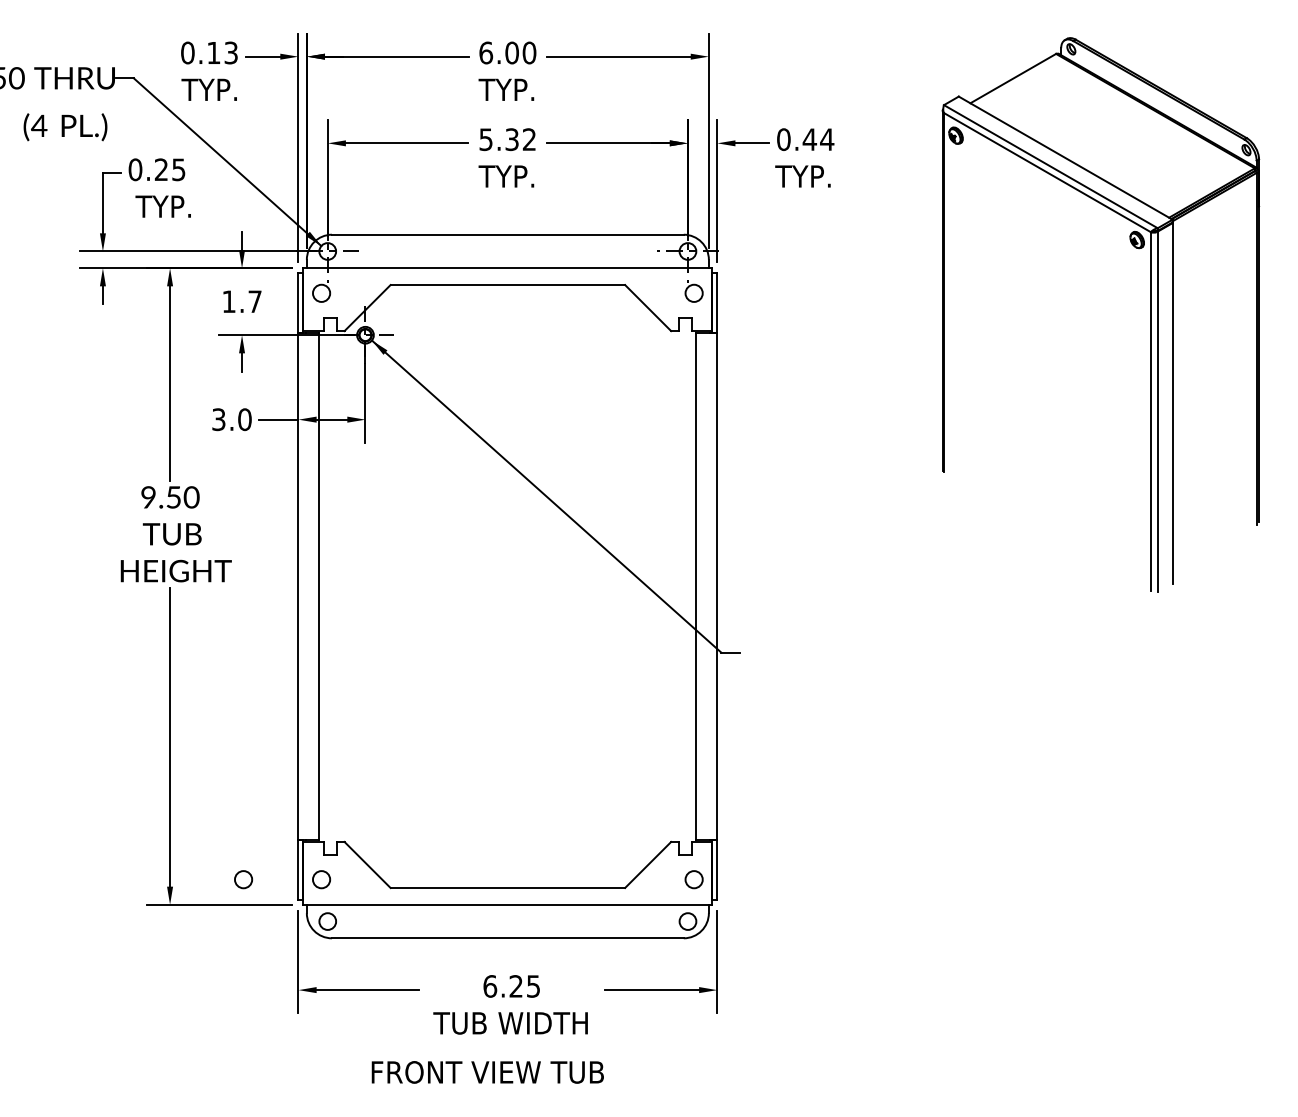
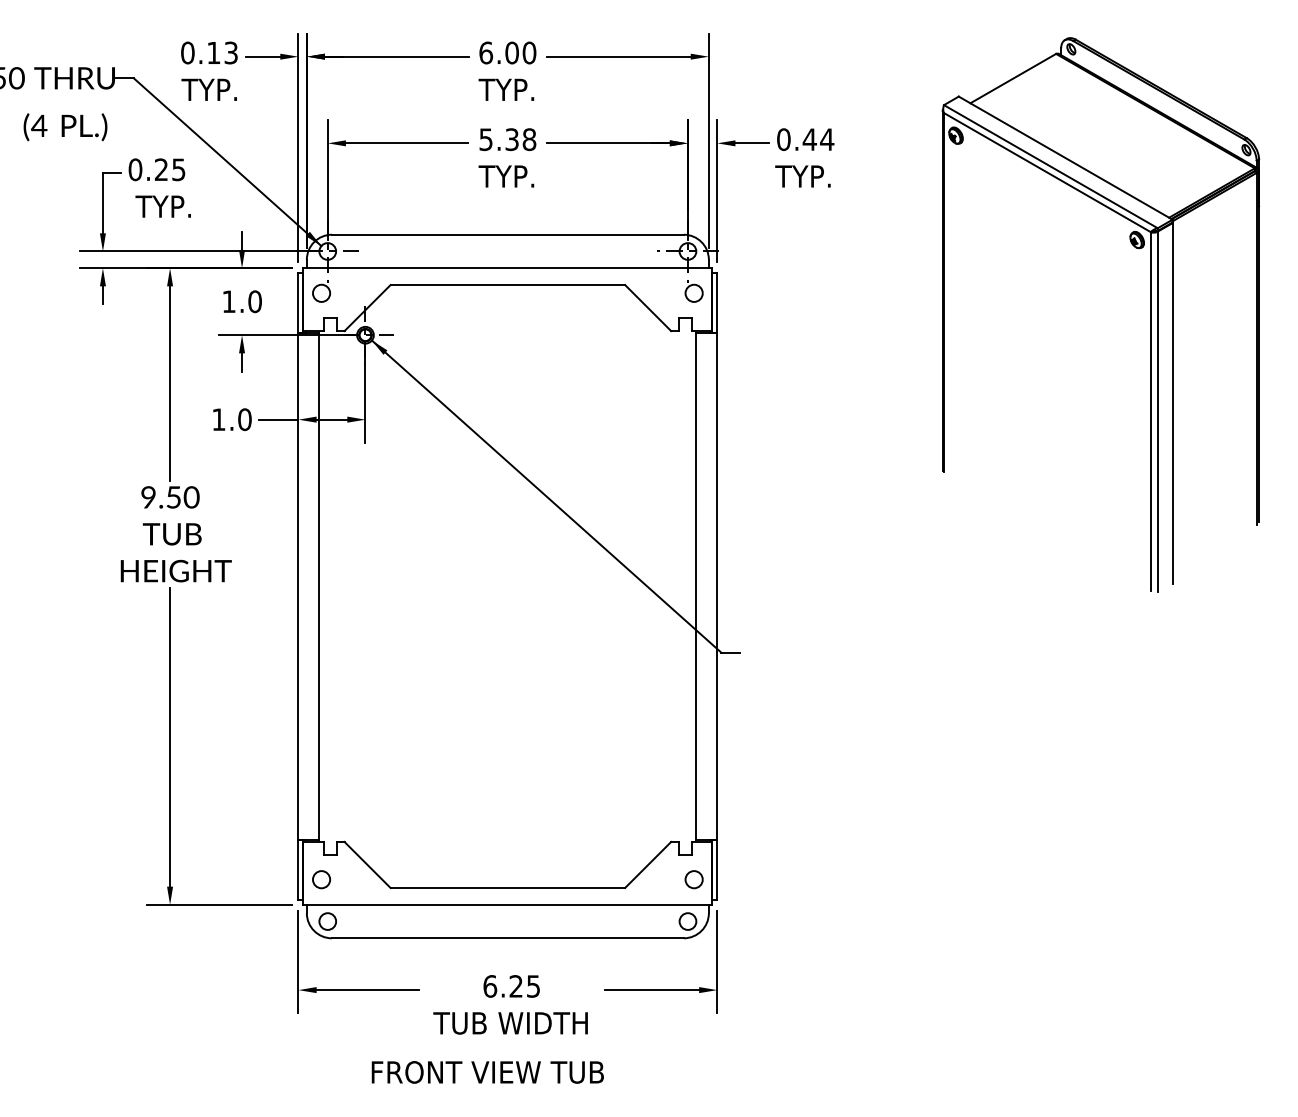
text: 5.32 -> 5.38 (529, 139)
text: 1.7 -> 1.0 (254, 301)
text: 3.0 -> 1.0 (218, 419)
circle: present -> none (243, 879)
